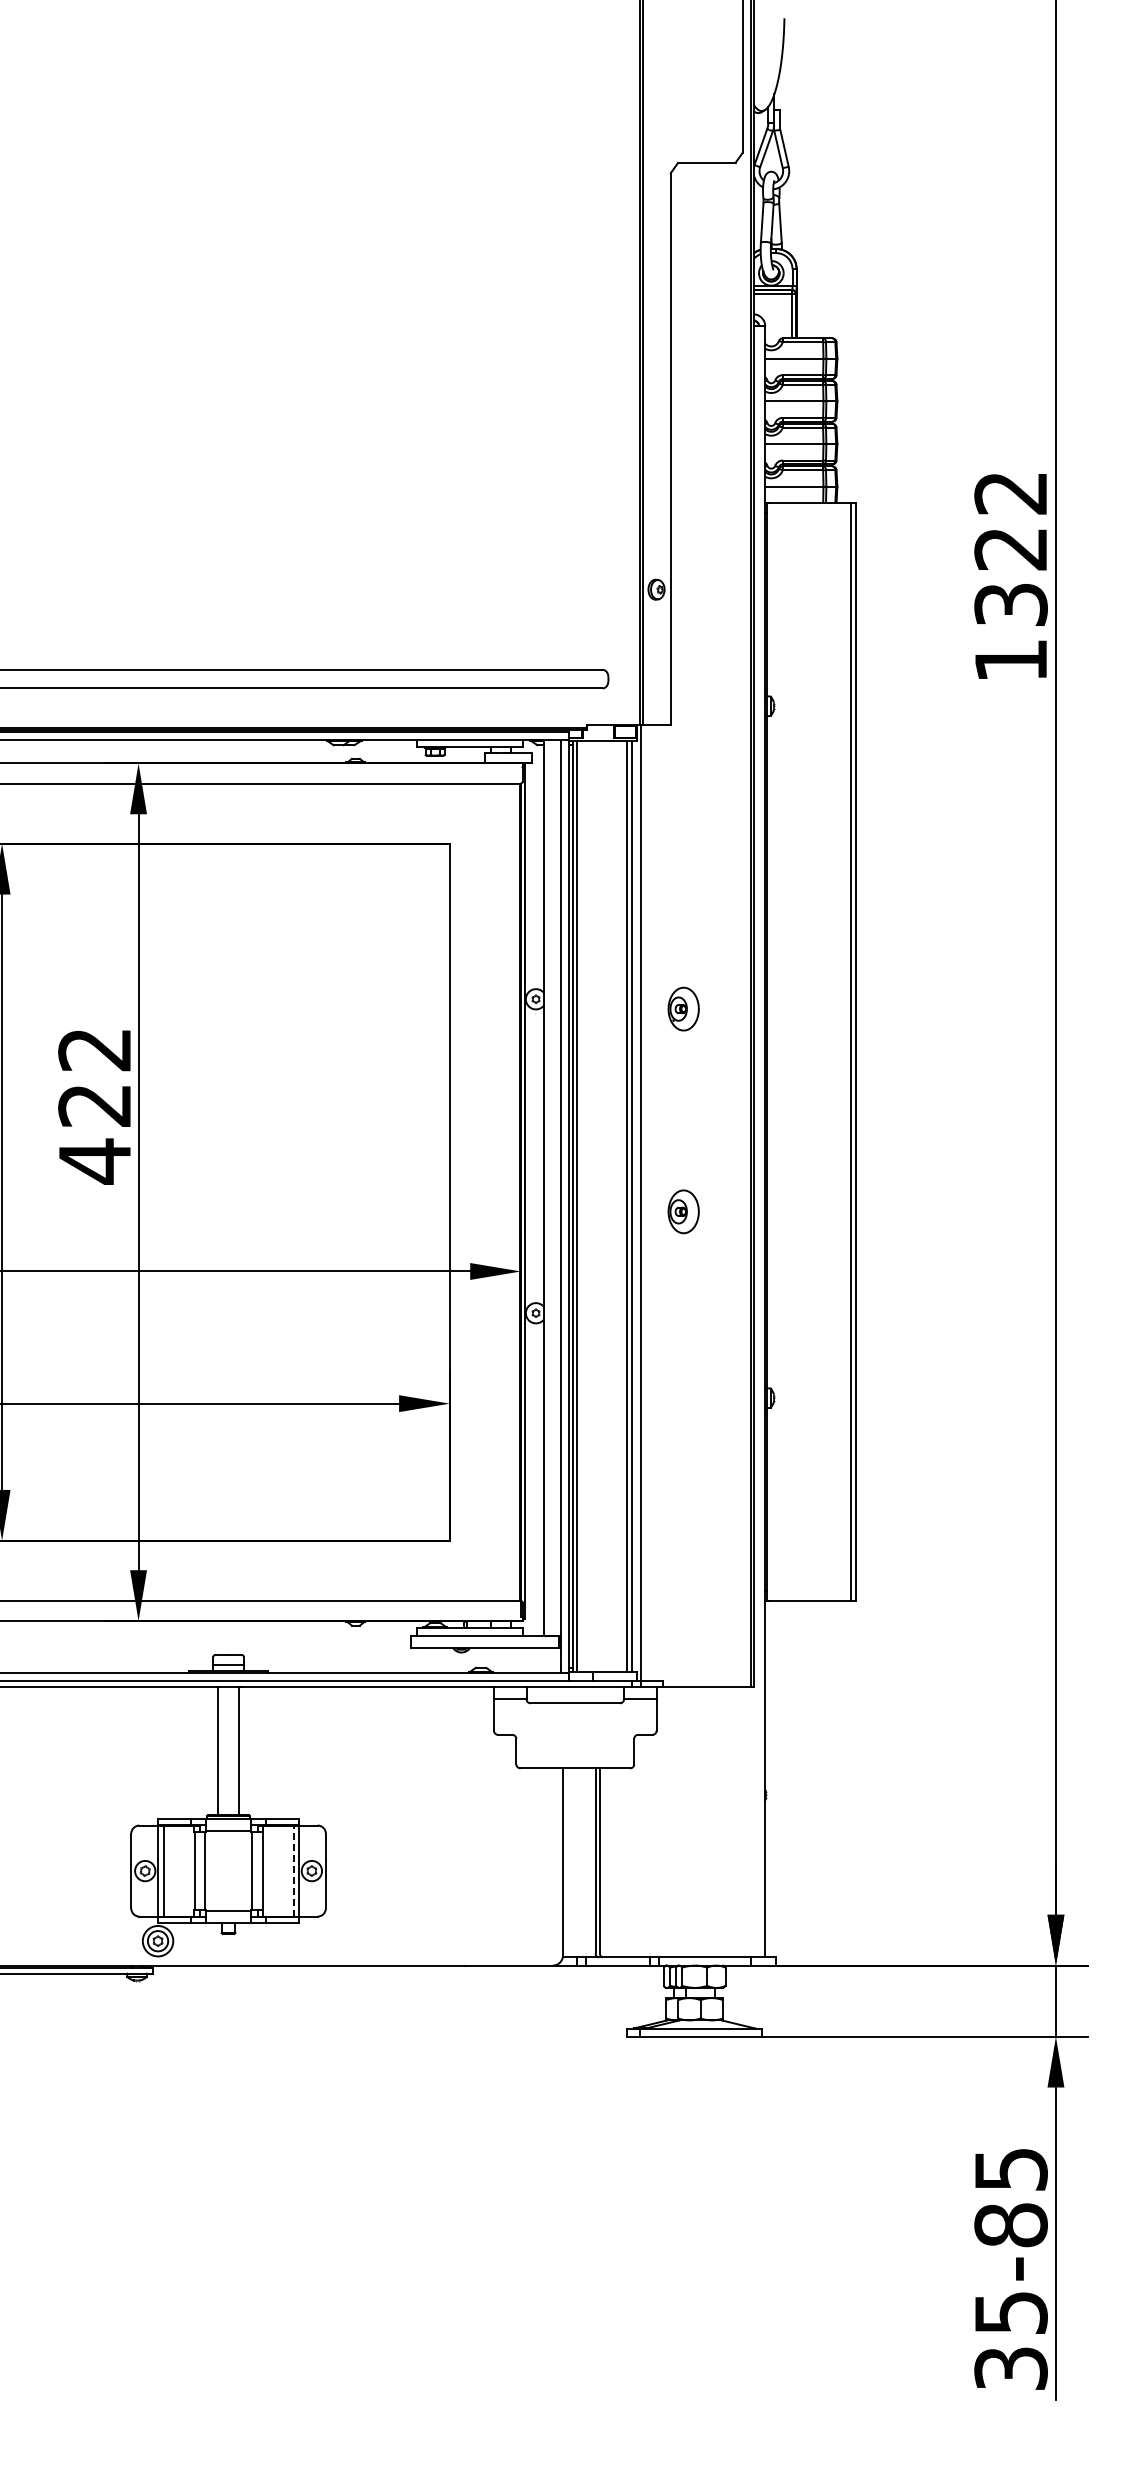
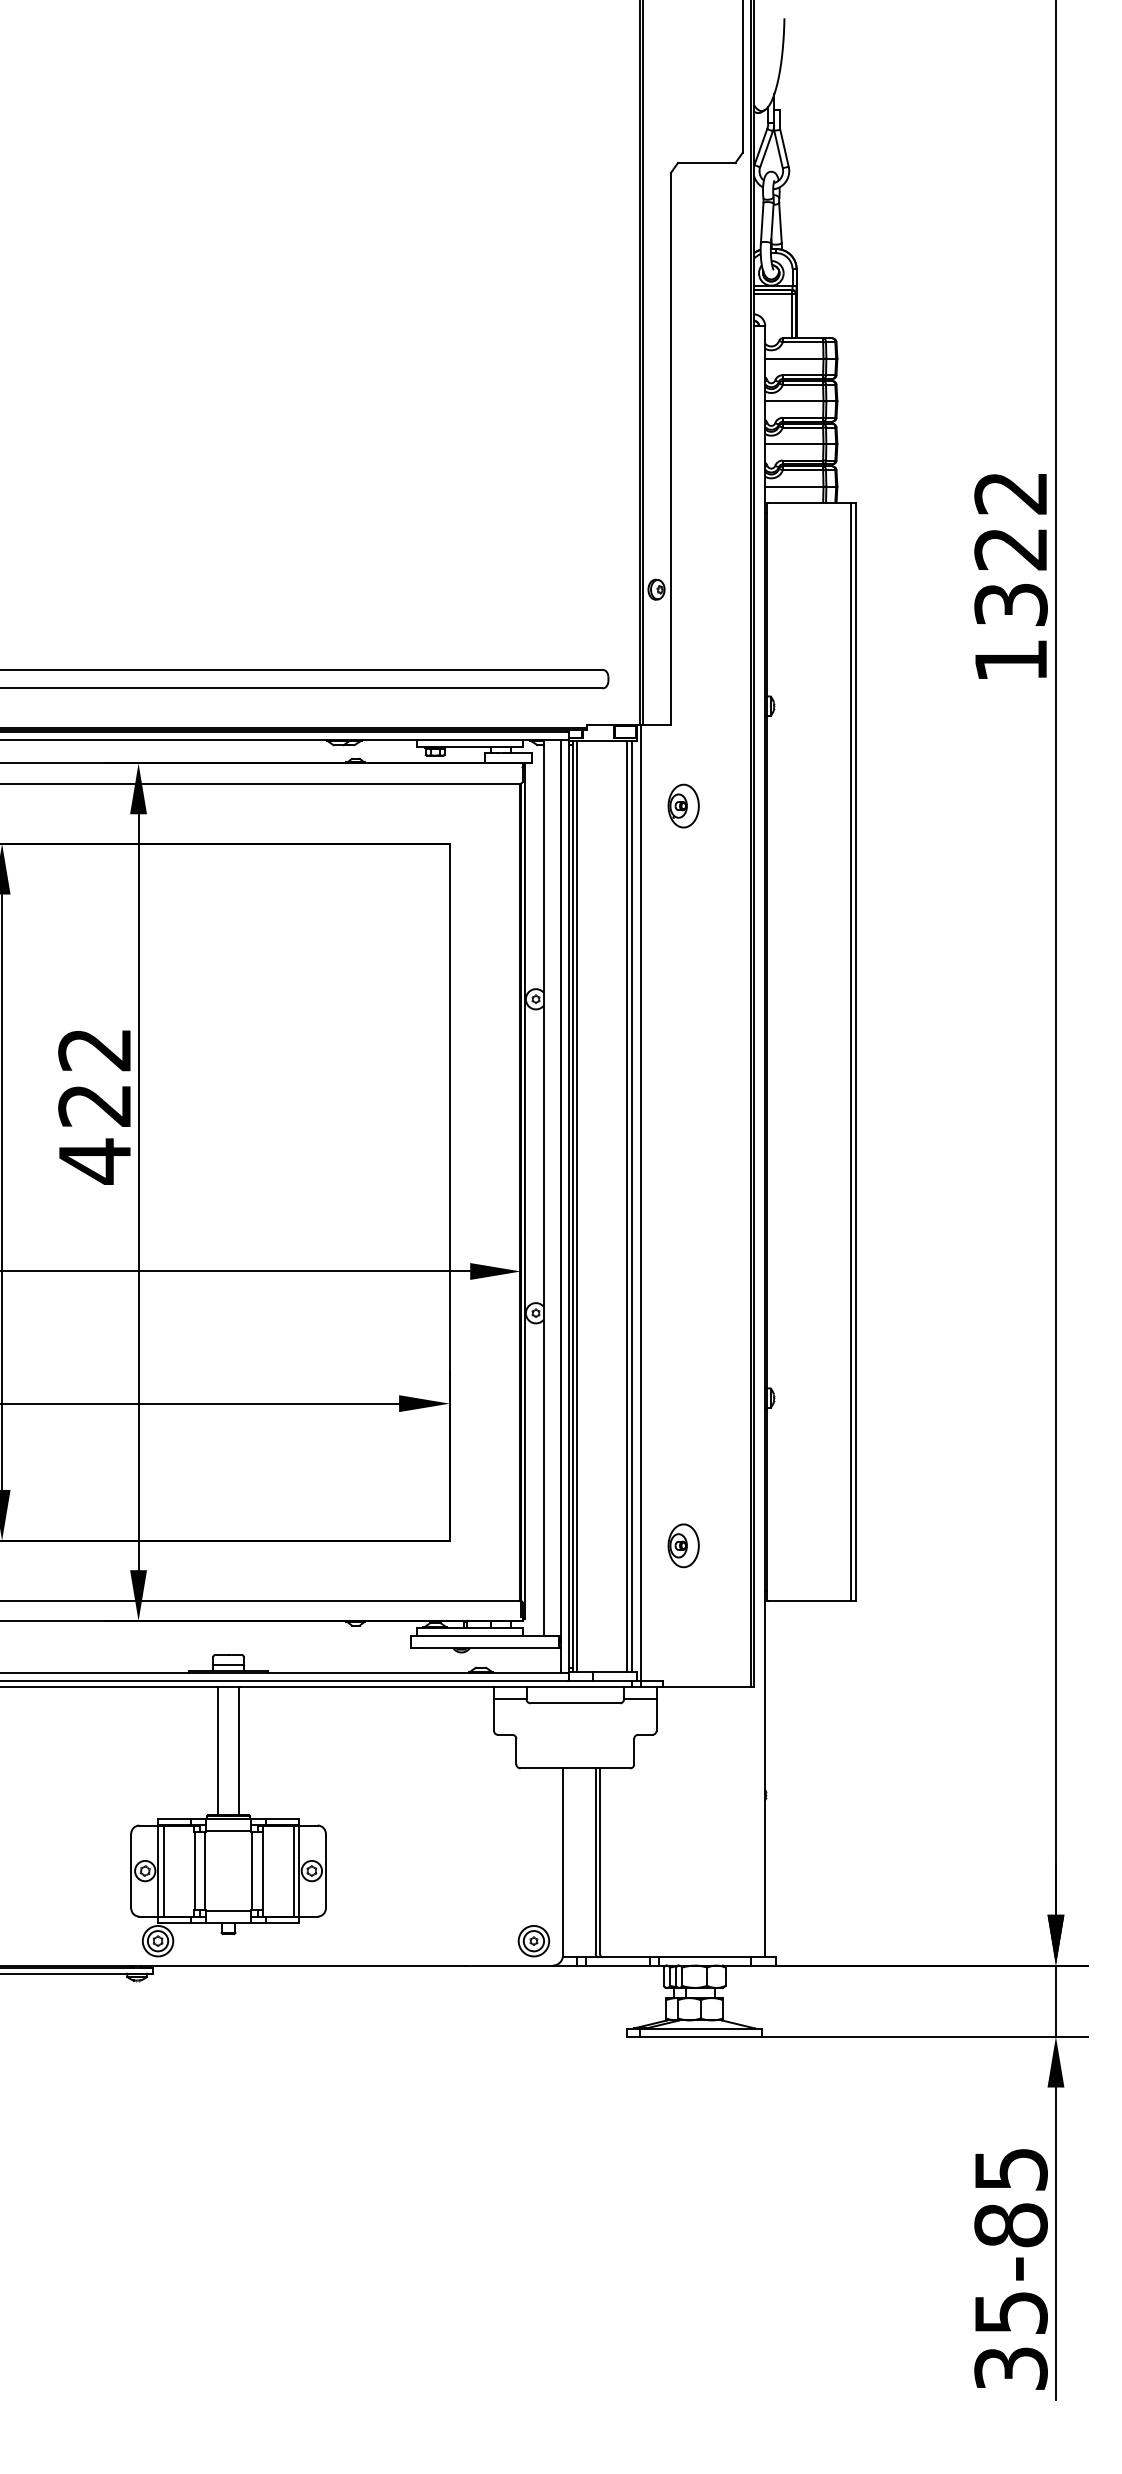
part position: (683, 1008) -> (683, 805) (683, 805)
part position: (683, 1211) -> (683, 1545) (683, 1545)
line: dashed -> solid (293, 1871)
part: none -> present (533, 1941)
